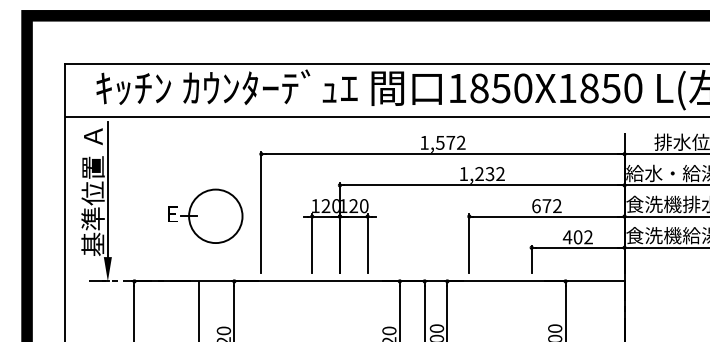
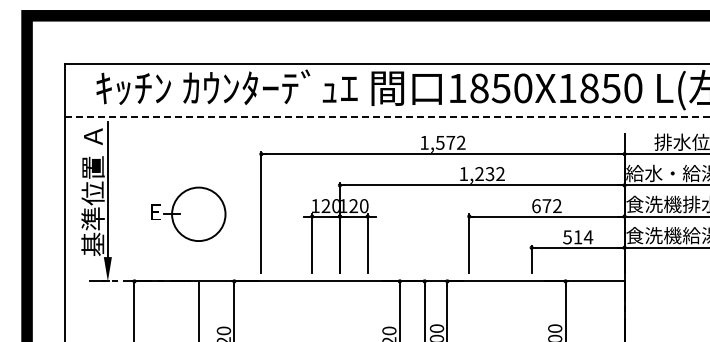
line: solid -> dashed (387, 116)
part position: (205, 215) -> (188, 213) (188, 213)
text: 402 -> 514 (577, 237)
